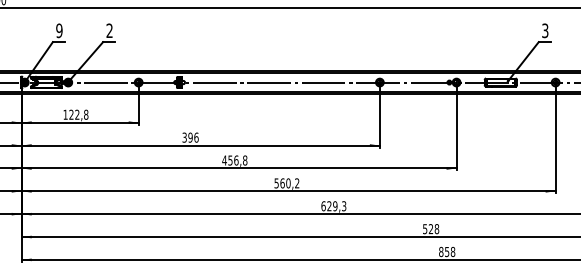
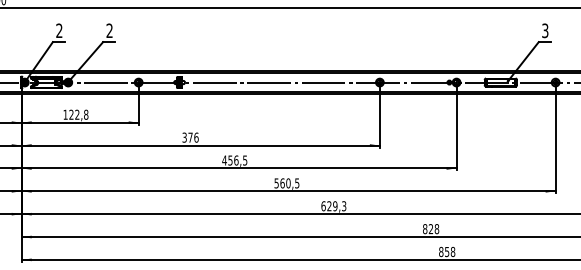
text: 9 -> 2 (59, 30)
text: 396 -> 376 (190, 137)
text: 456,8 -> 456,5 (245, 160)
text: 560,2 -> 560,5 (297, 183)
text: 528 -> 828 (425, 229)
